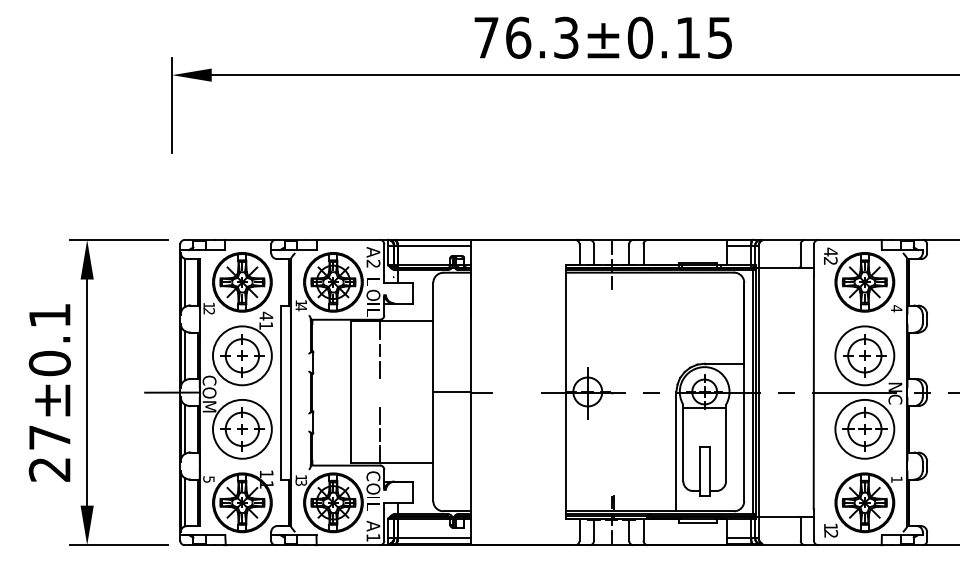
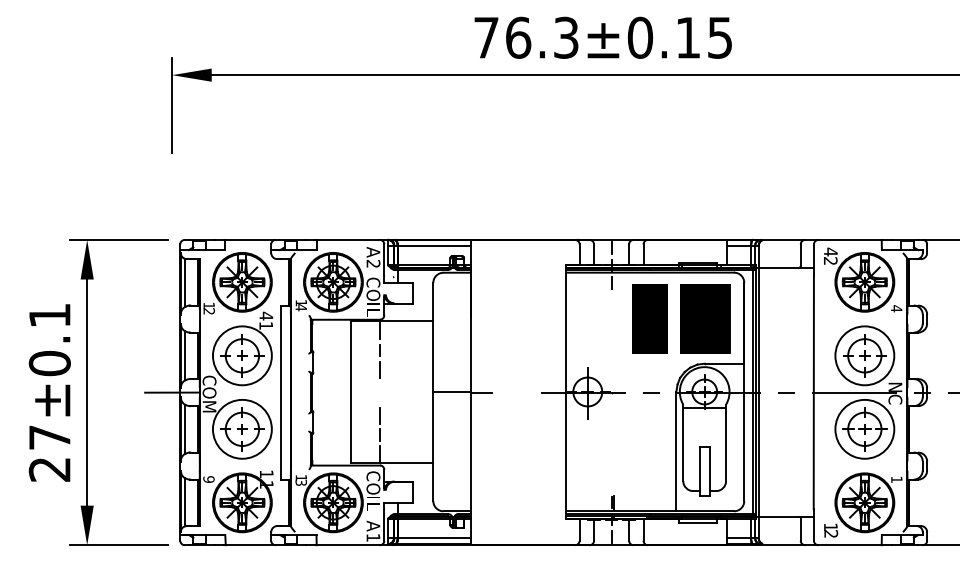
text: L -> C (373, 282)
part: none -> present (649, 318)
part: none -> present (705, 318)
text: 5 -> 9 (208, 479)
